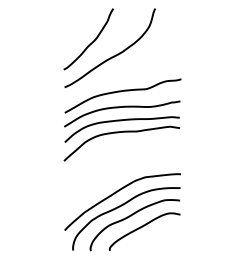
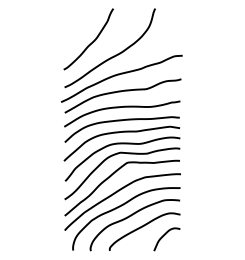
curve: none -> present (119, 75)
part: none -> present (117, 171)
curve: none -> present (164, 236)
